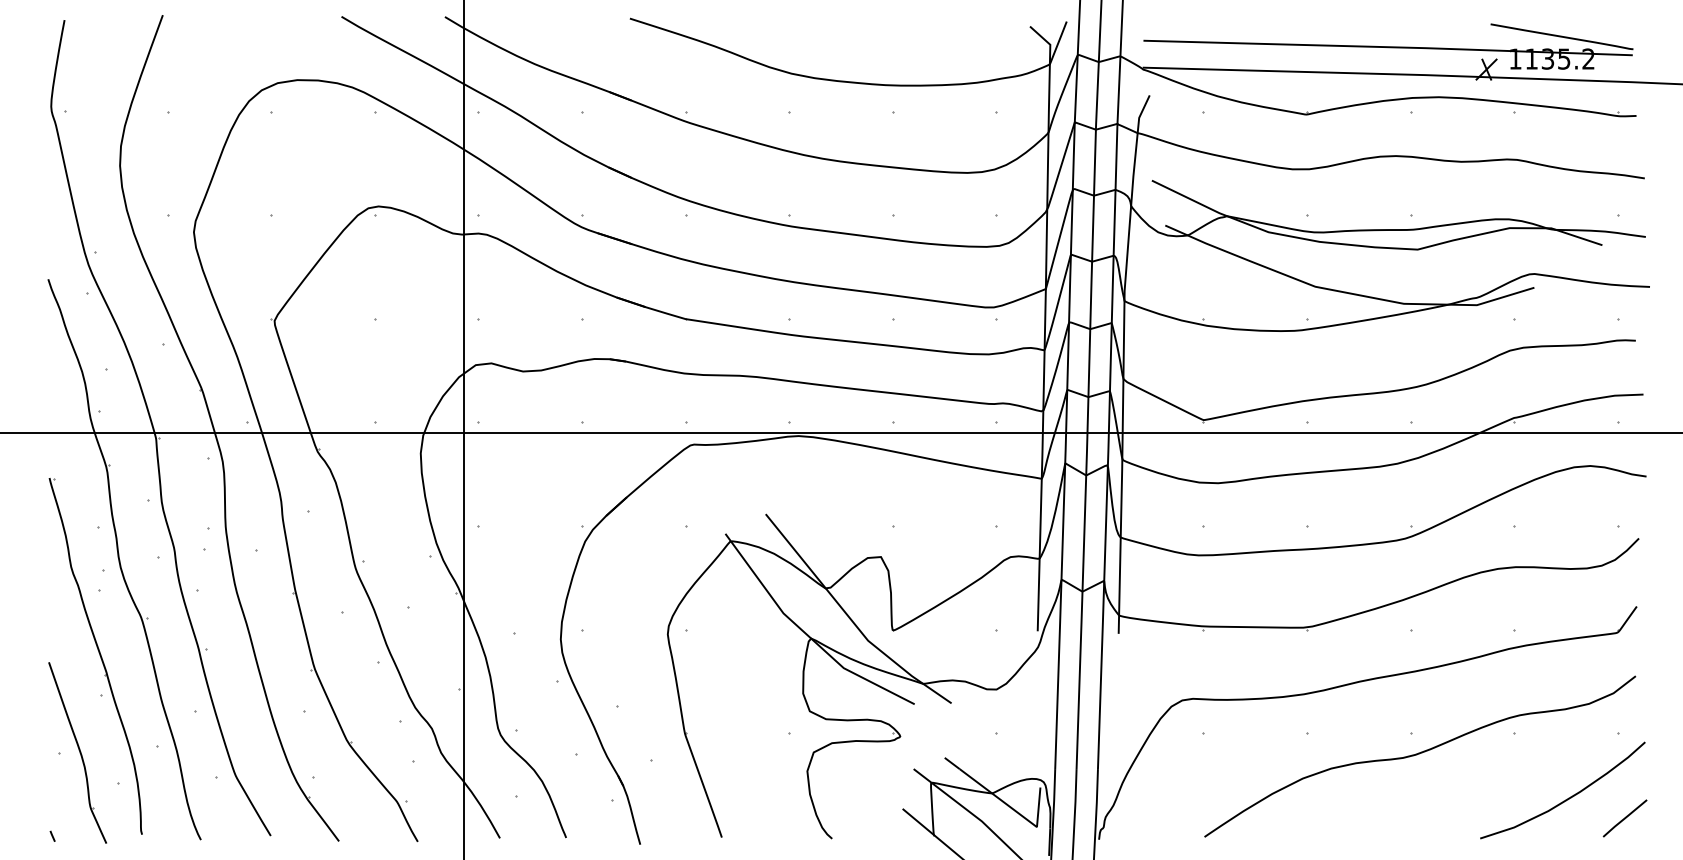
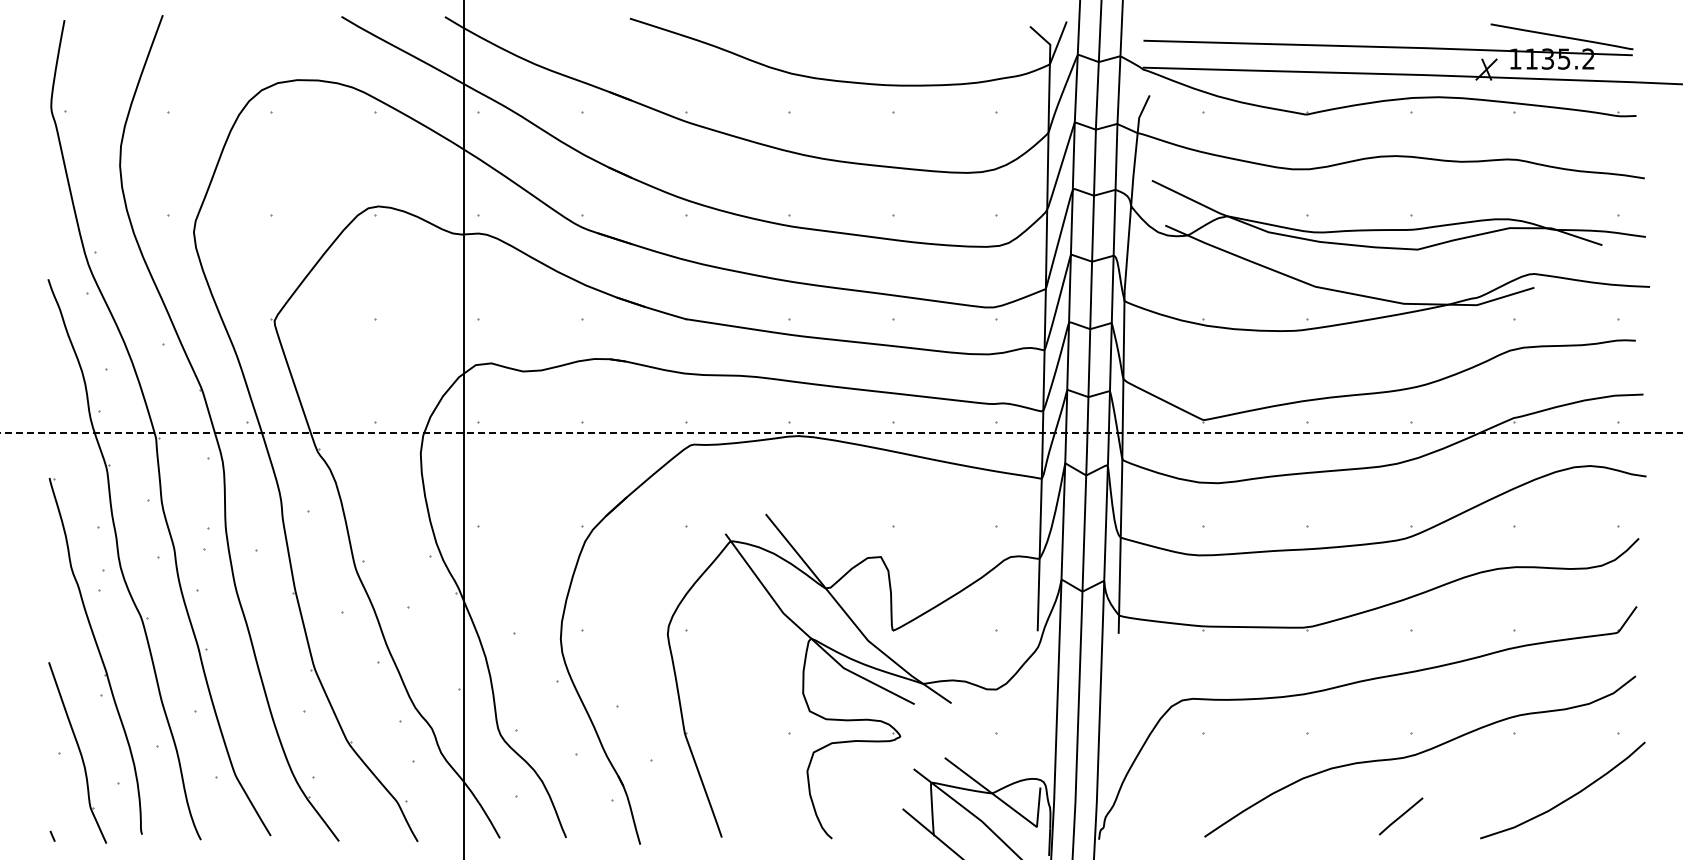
line: solid -> dashed (841, 432)
line position: (1624, 818) -> (1400, 816) (1400, 816)
